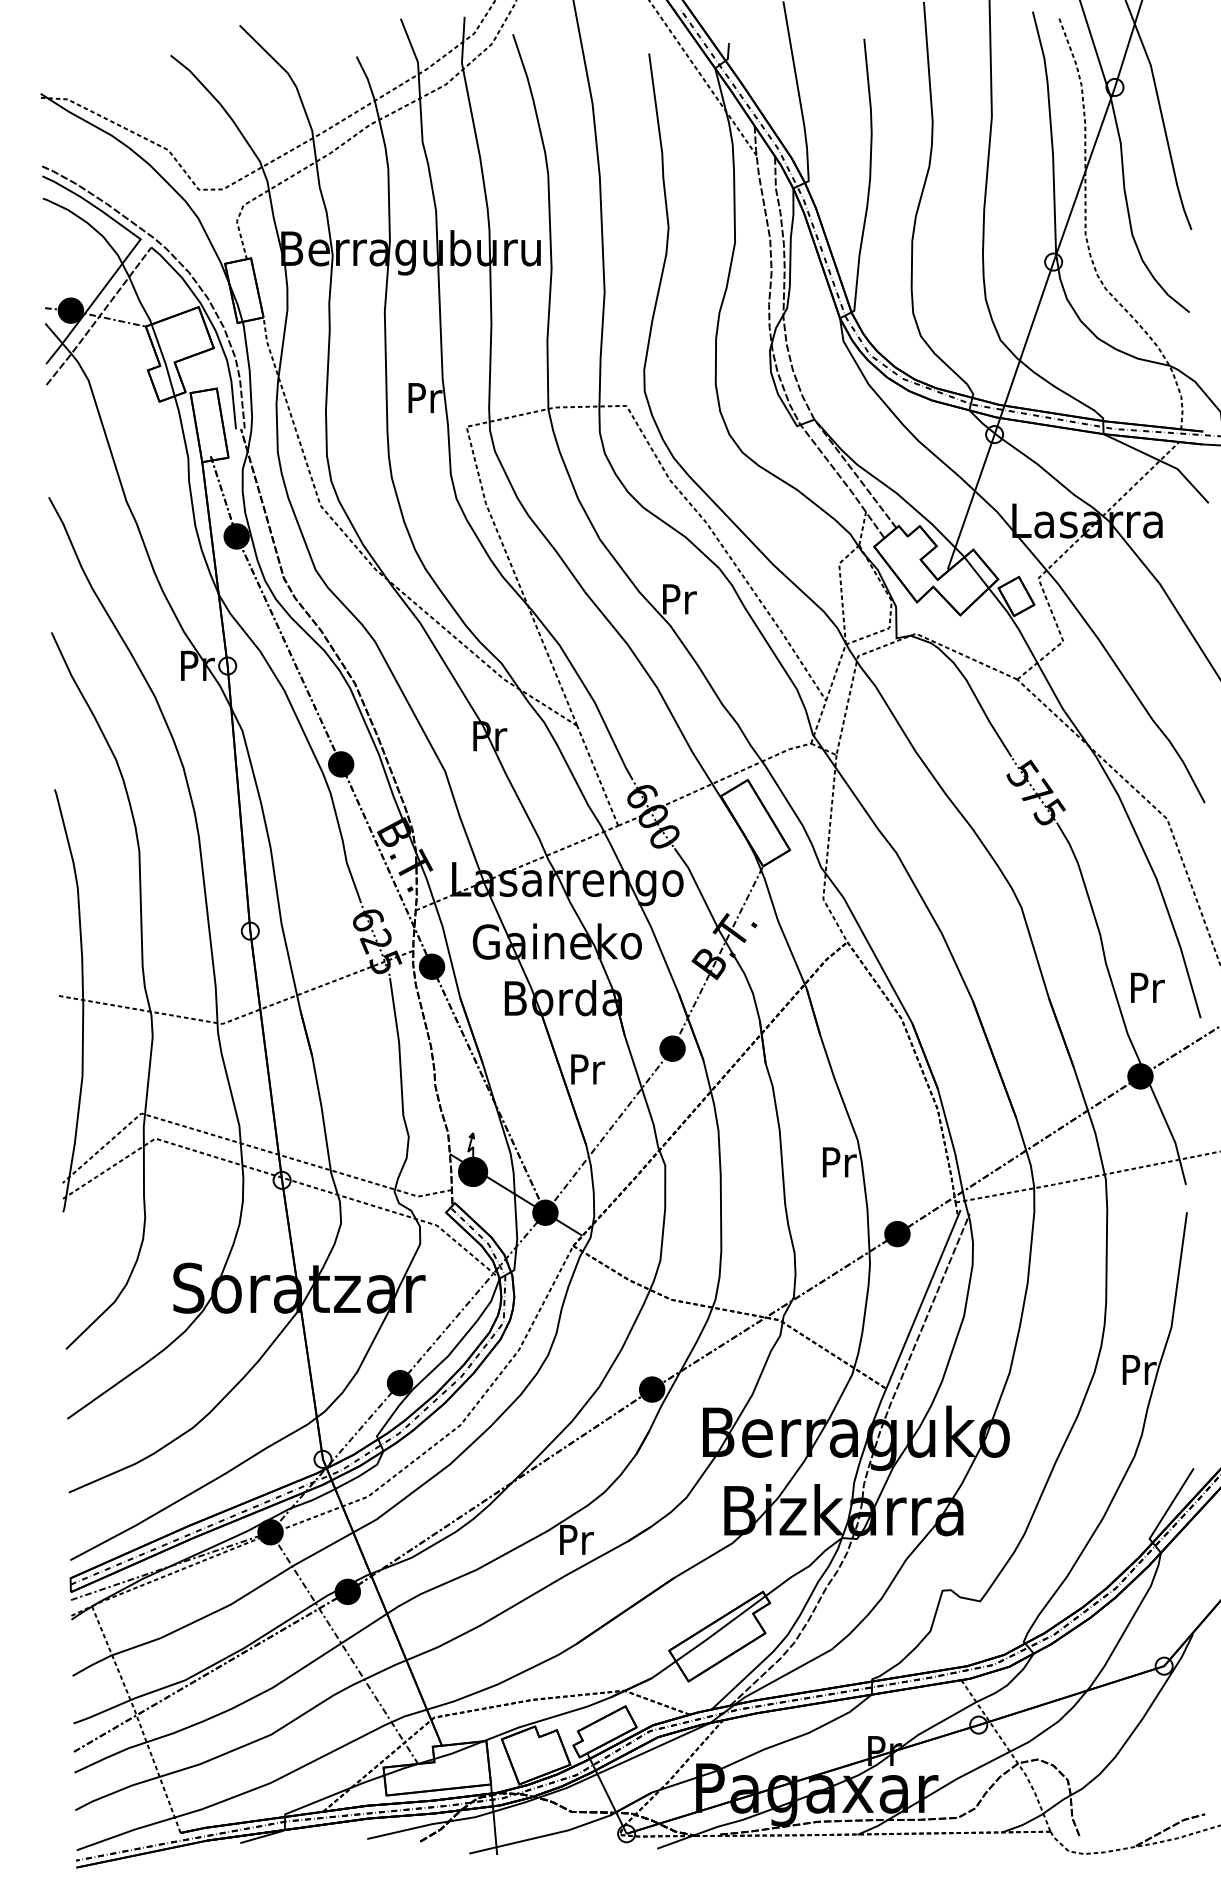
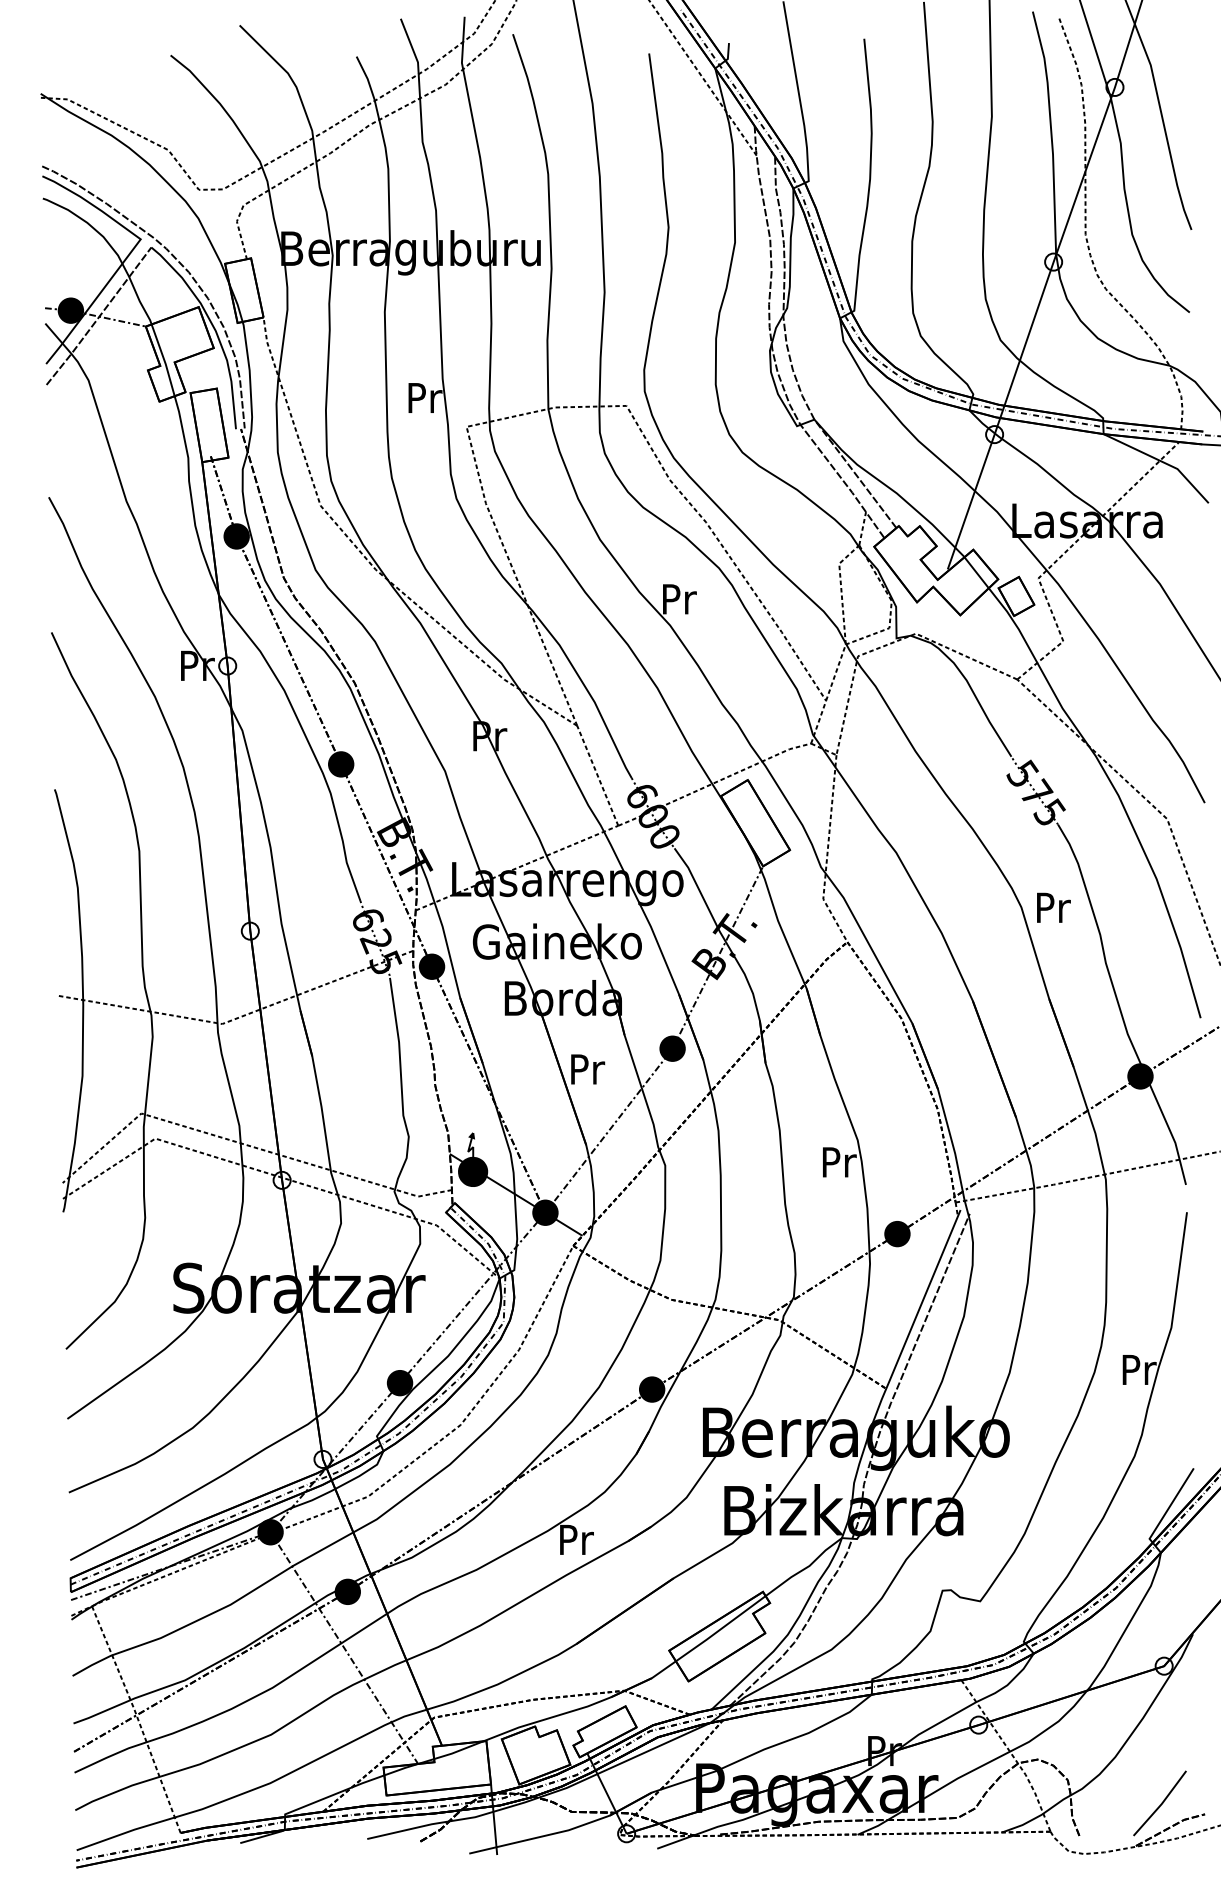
text position: (1147, 987) -> (1053, 907) (1053, 907)
line: none -> present (1160, 1803)
